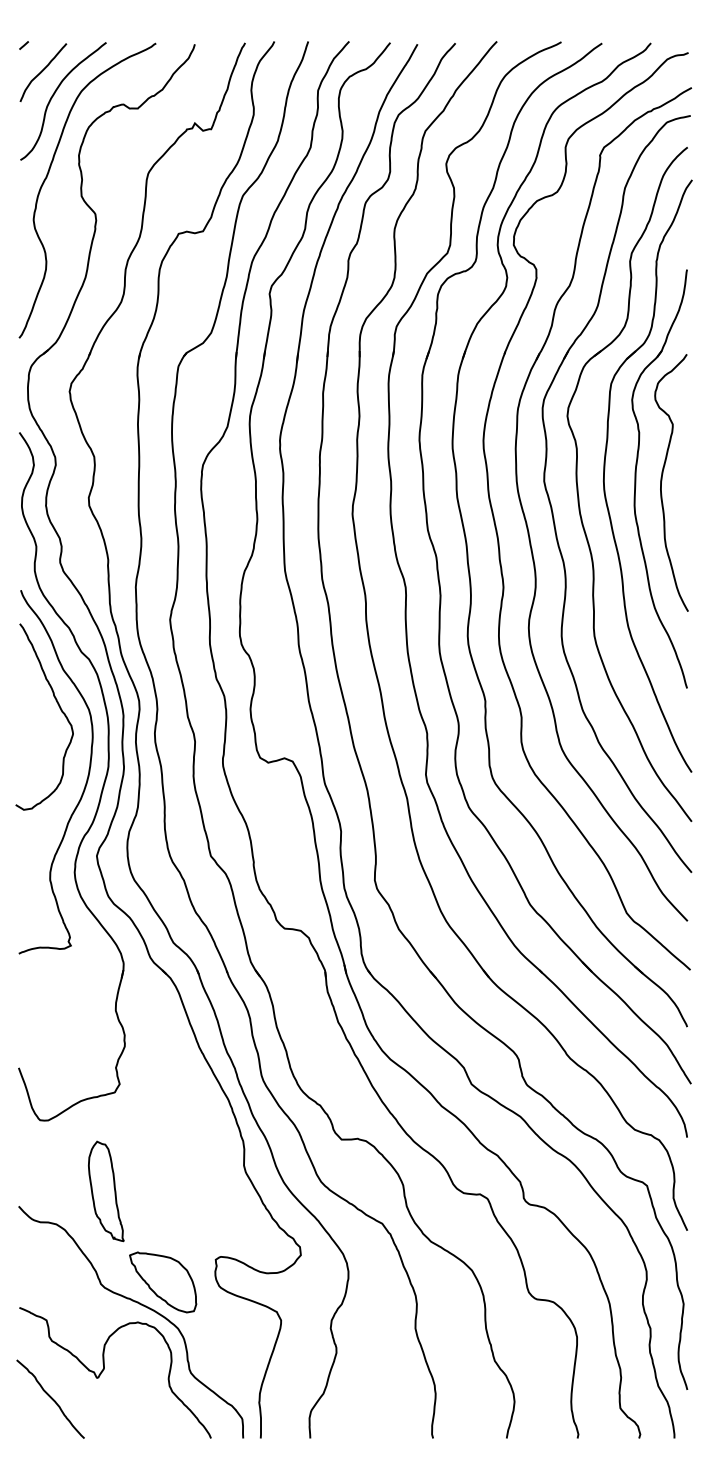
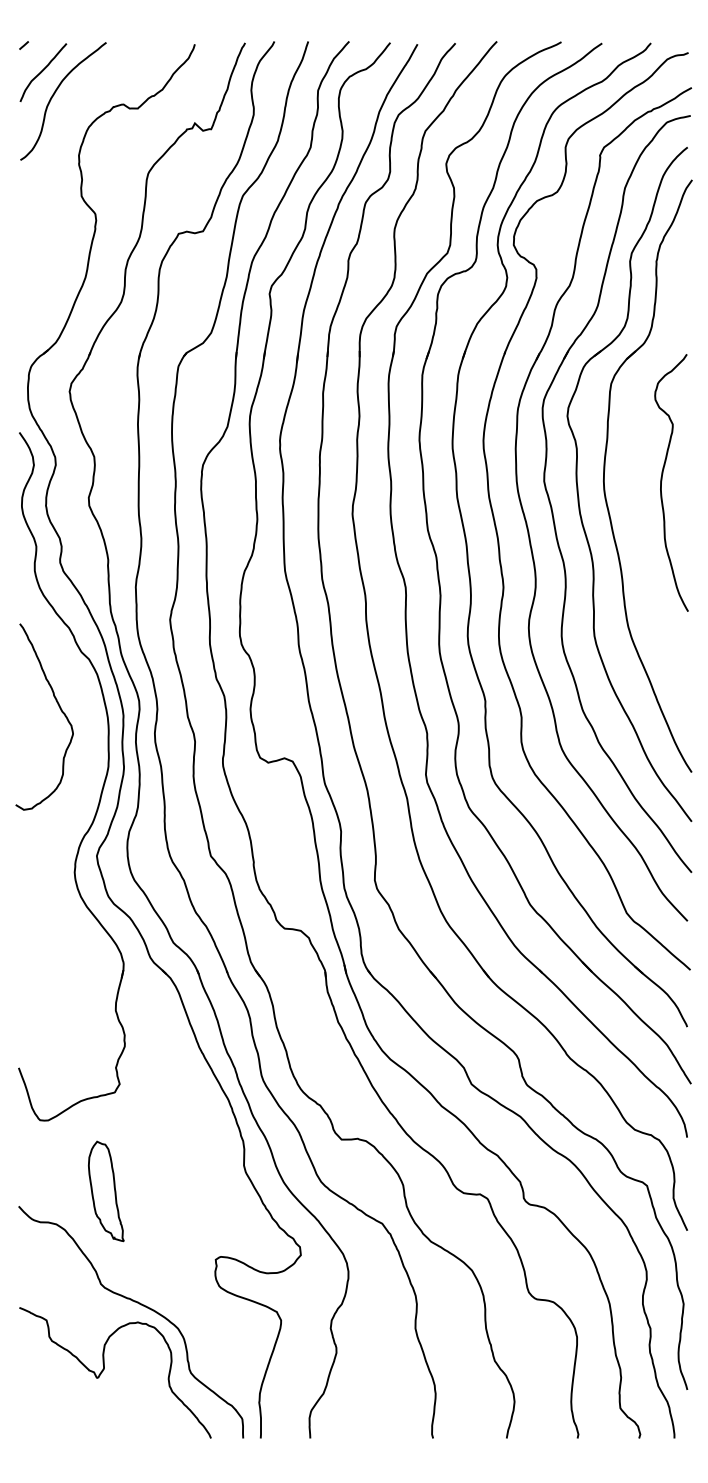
curve: present -> none (48, 175)
part: present -> none (636, 478)
curve: present -> none (85, 782)
part: present -> none (163, 1282)
curve: present -> none (50, 1398)
